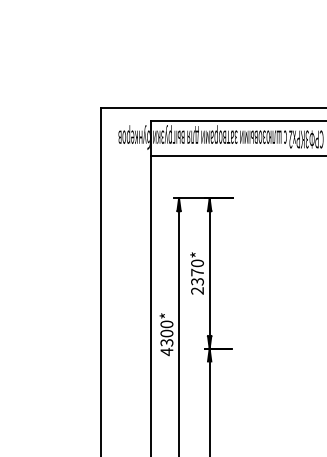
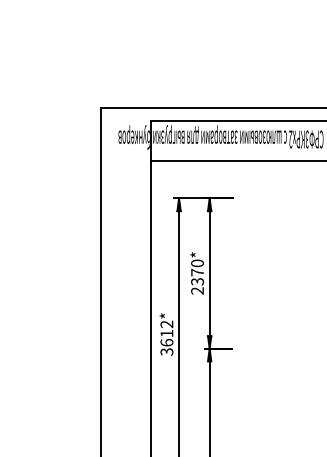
line position: (237, 156) -> (237, 161) (237, 161)
text: 4300* -> 3612* (166, 338)
